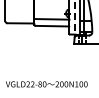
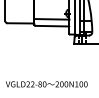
line: dashed -> solid (75, 17)
